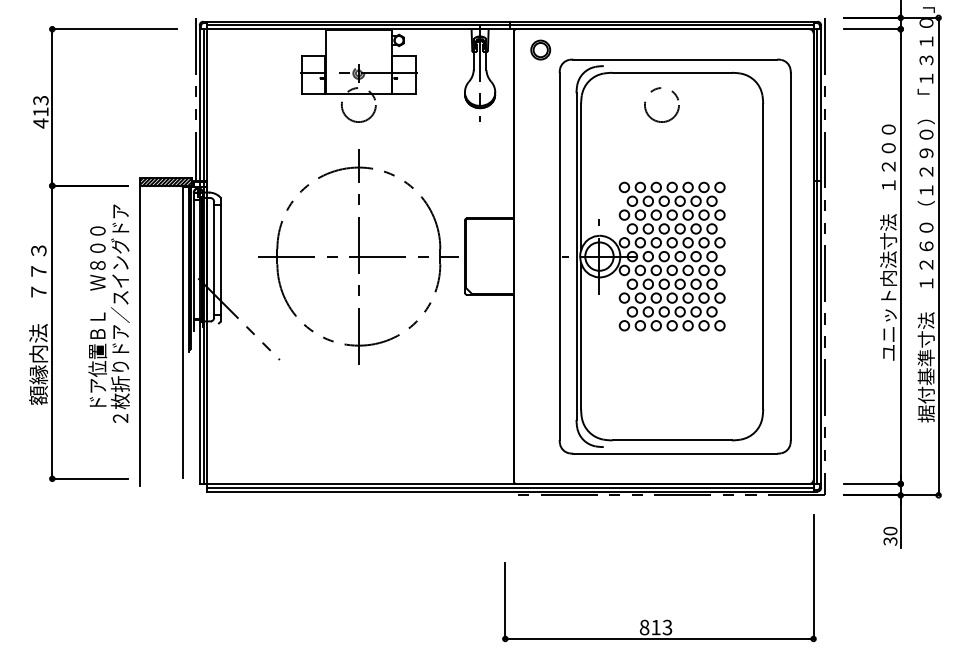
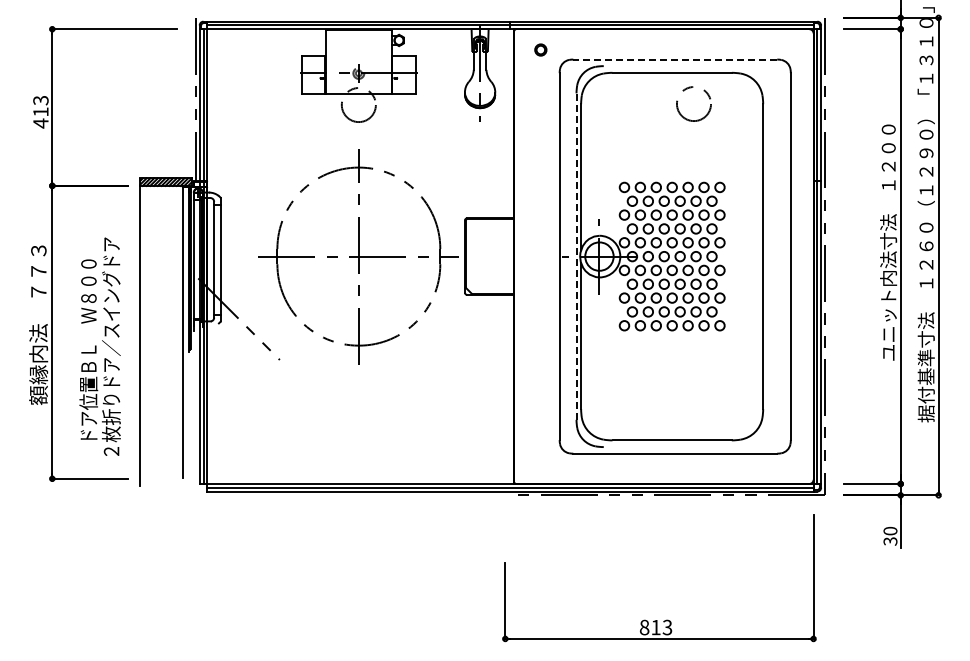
part size: 22x22 px -> 14x14 px (540, 49)
line: solid -> dashed (675, 59)
circle position: (661, 104) -> (693, 103) (693, 103)
line: solid -> dashed (576, 256)
text position: (108, 313) -> (99, 346) (99, 346)
